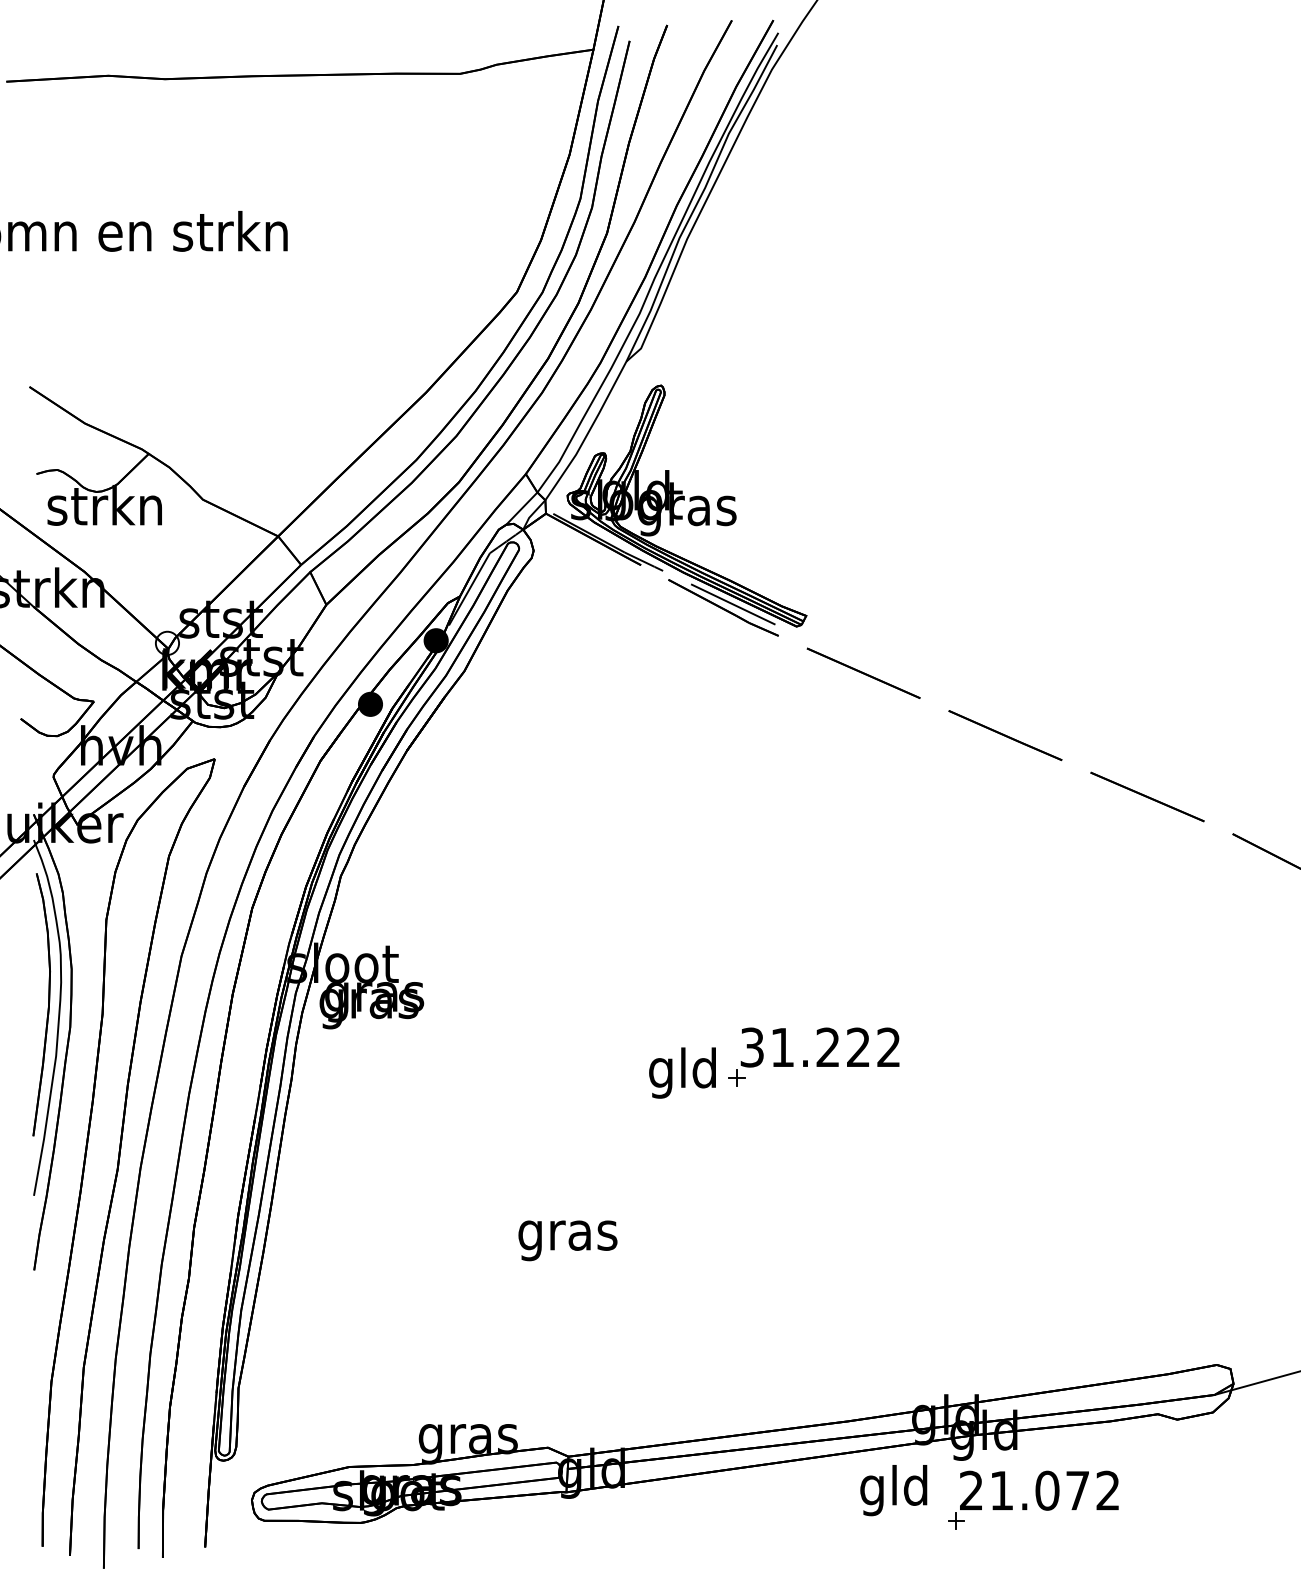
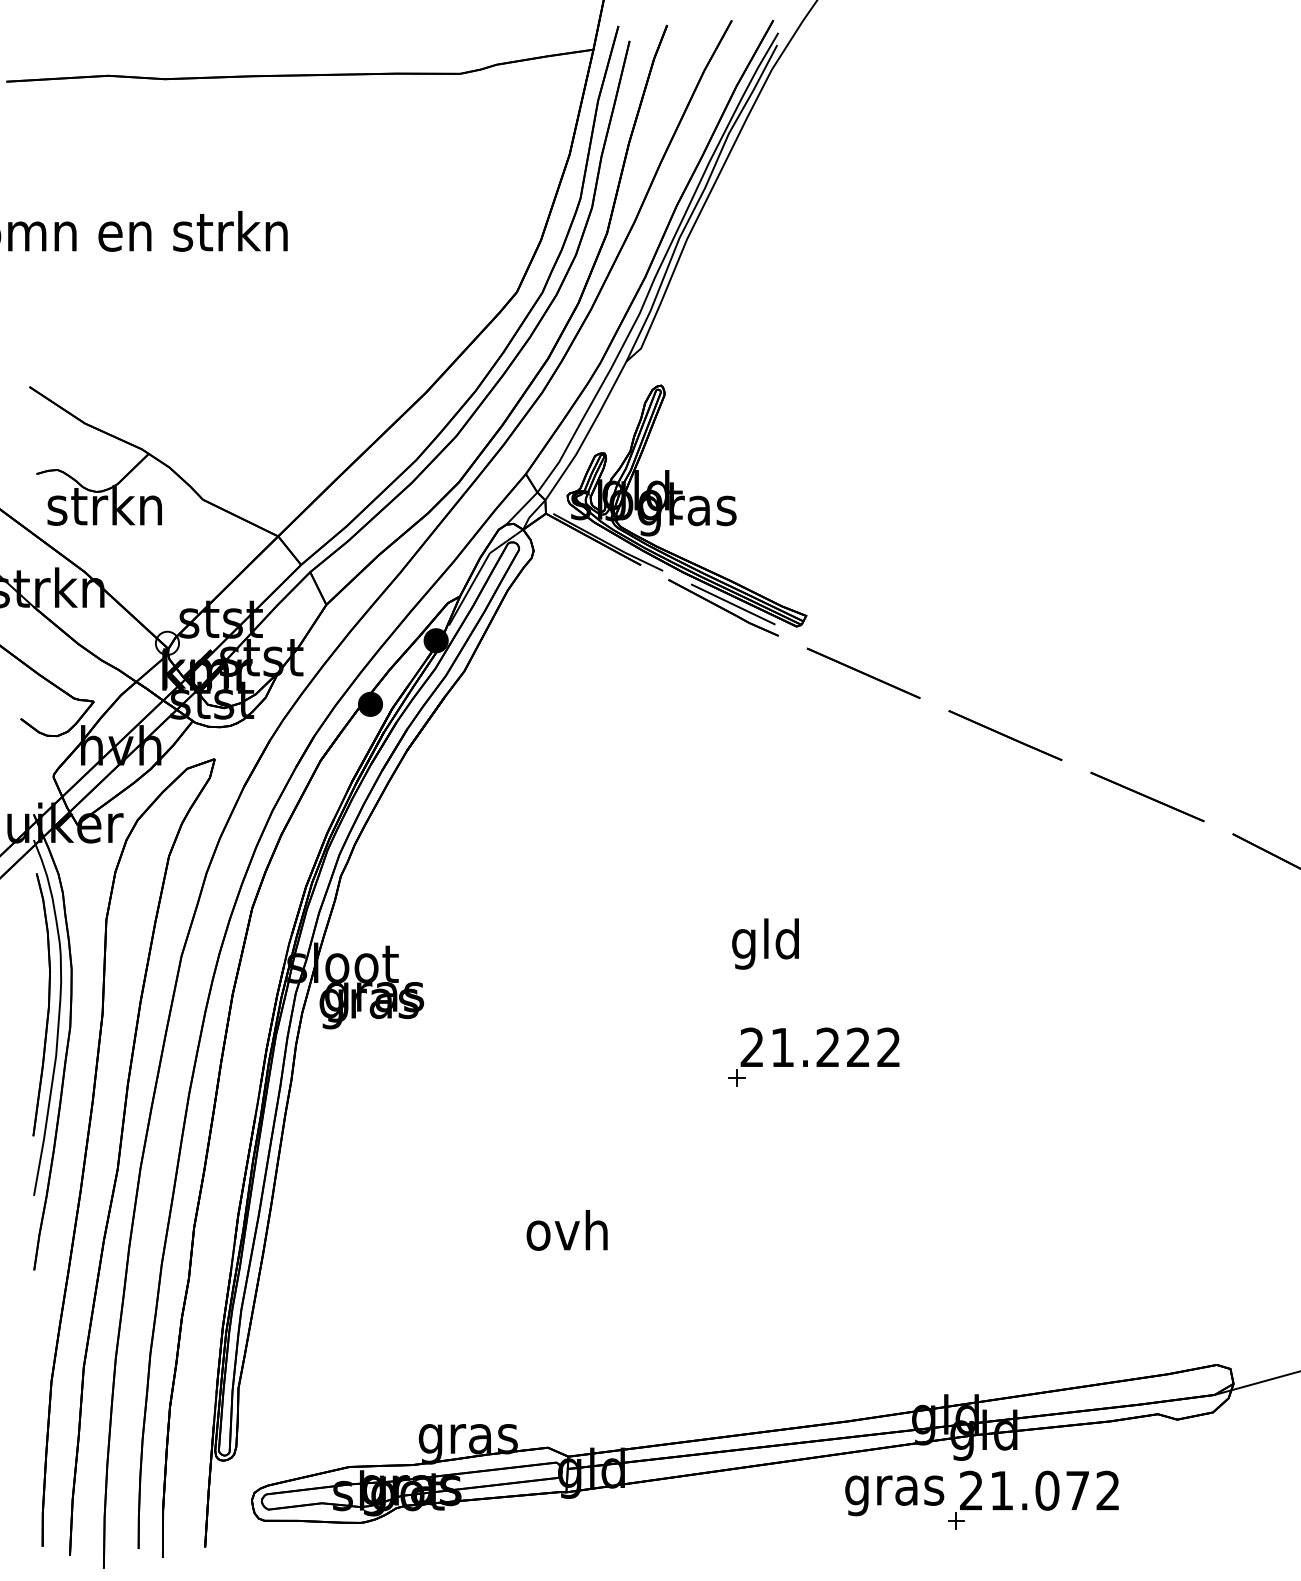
text: 31.222 -> 21.222 (751, 1047)
text position: (682, 1072) -> (765, 943) (765, 943)
text: gras -> ovh (567, 1235)
text: gld -> gras (894, 1490)
